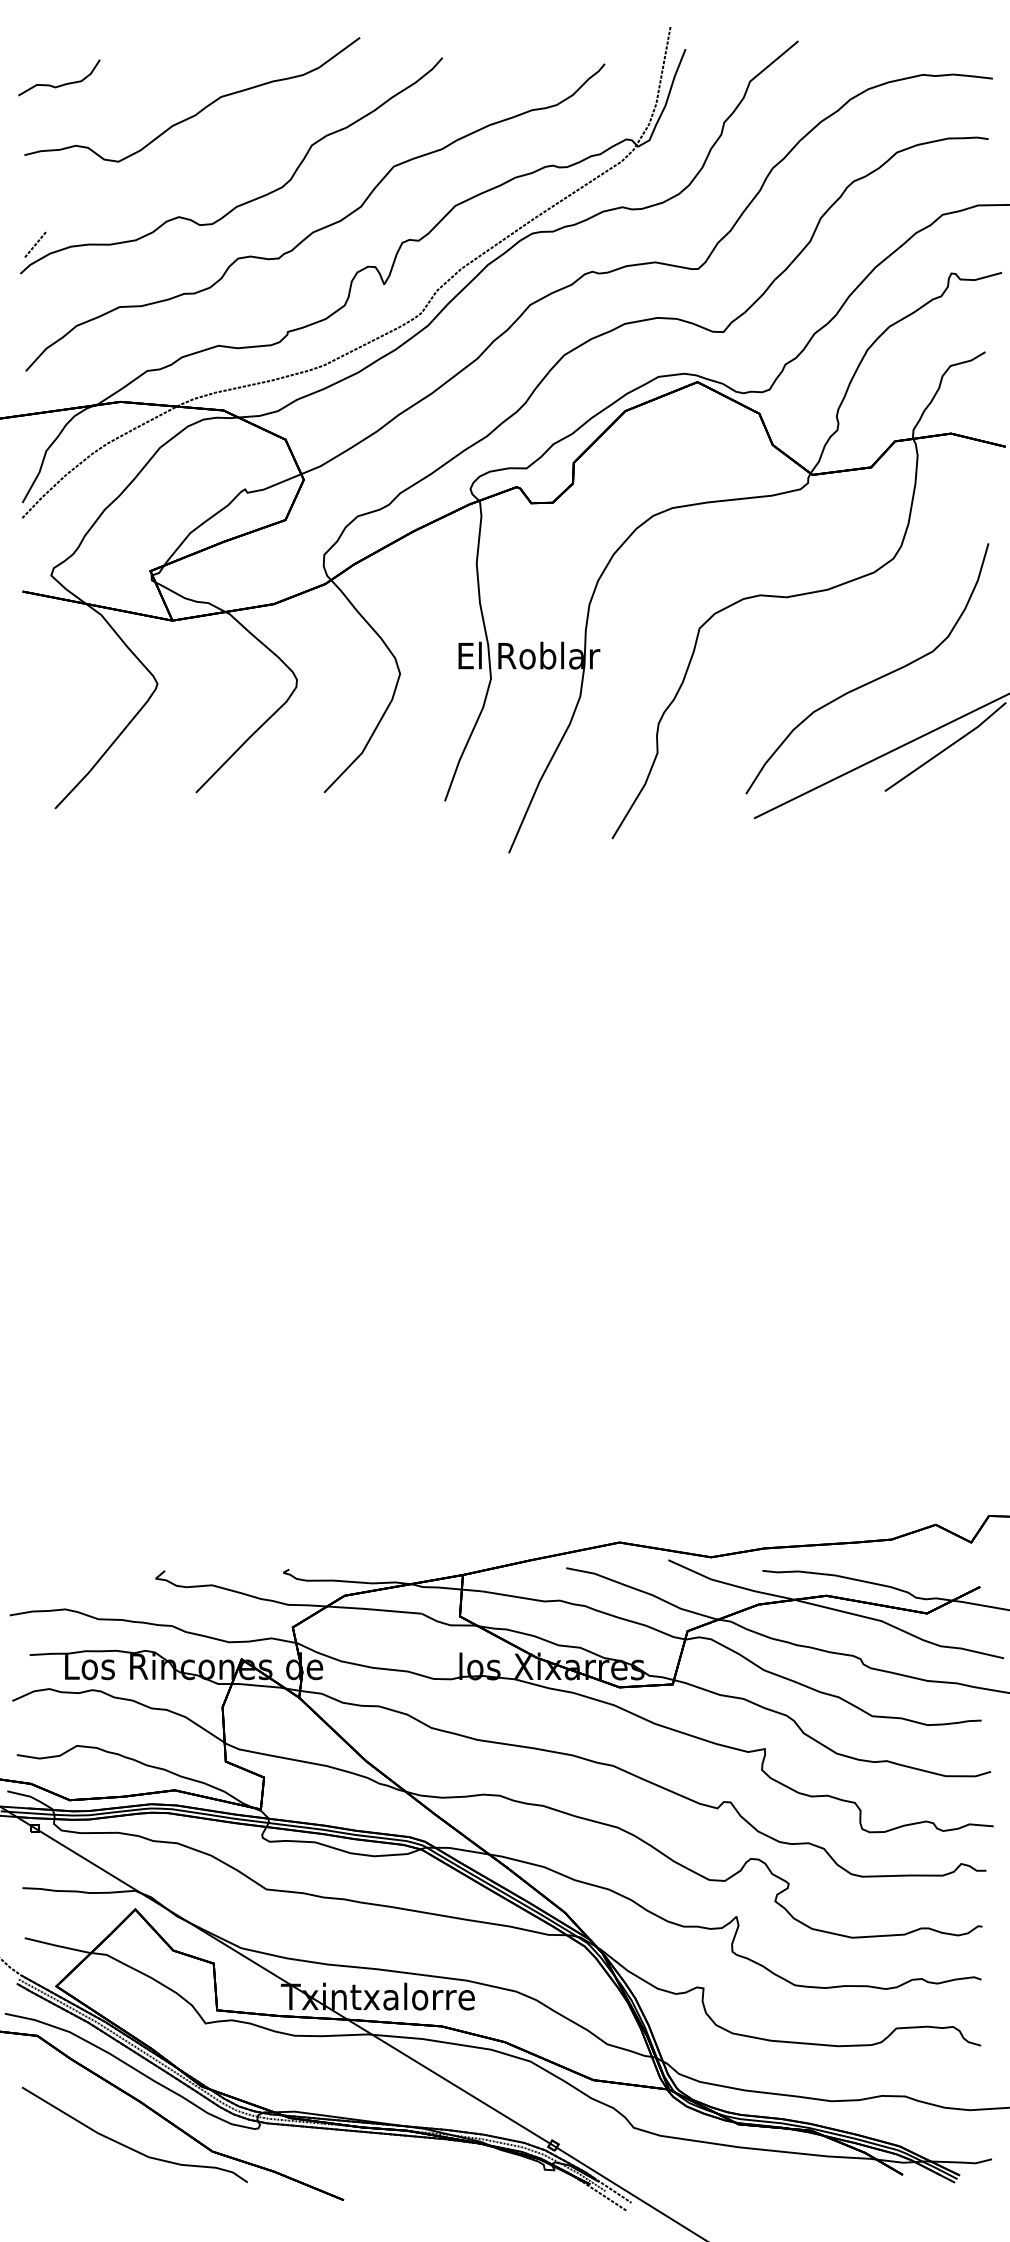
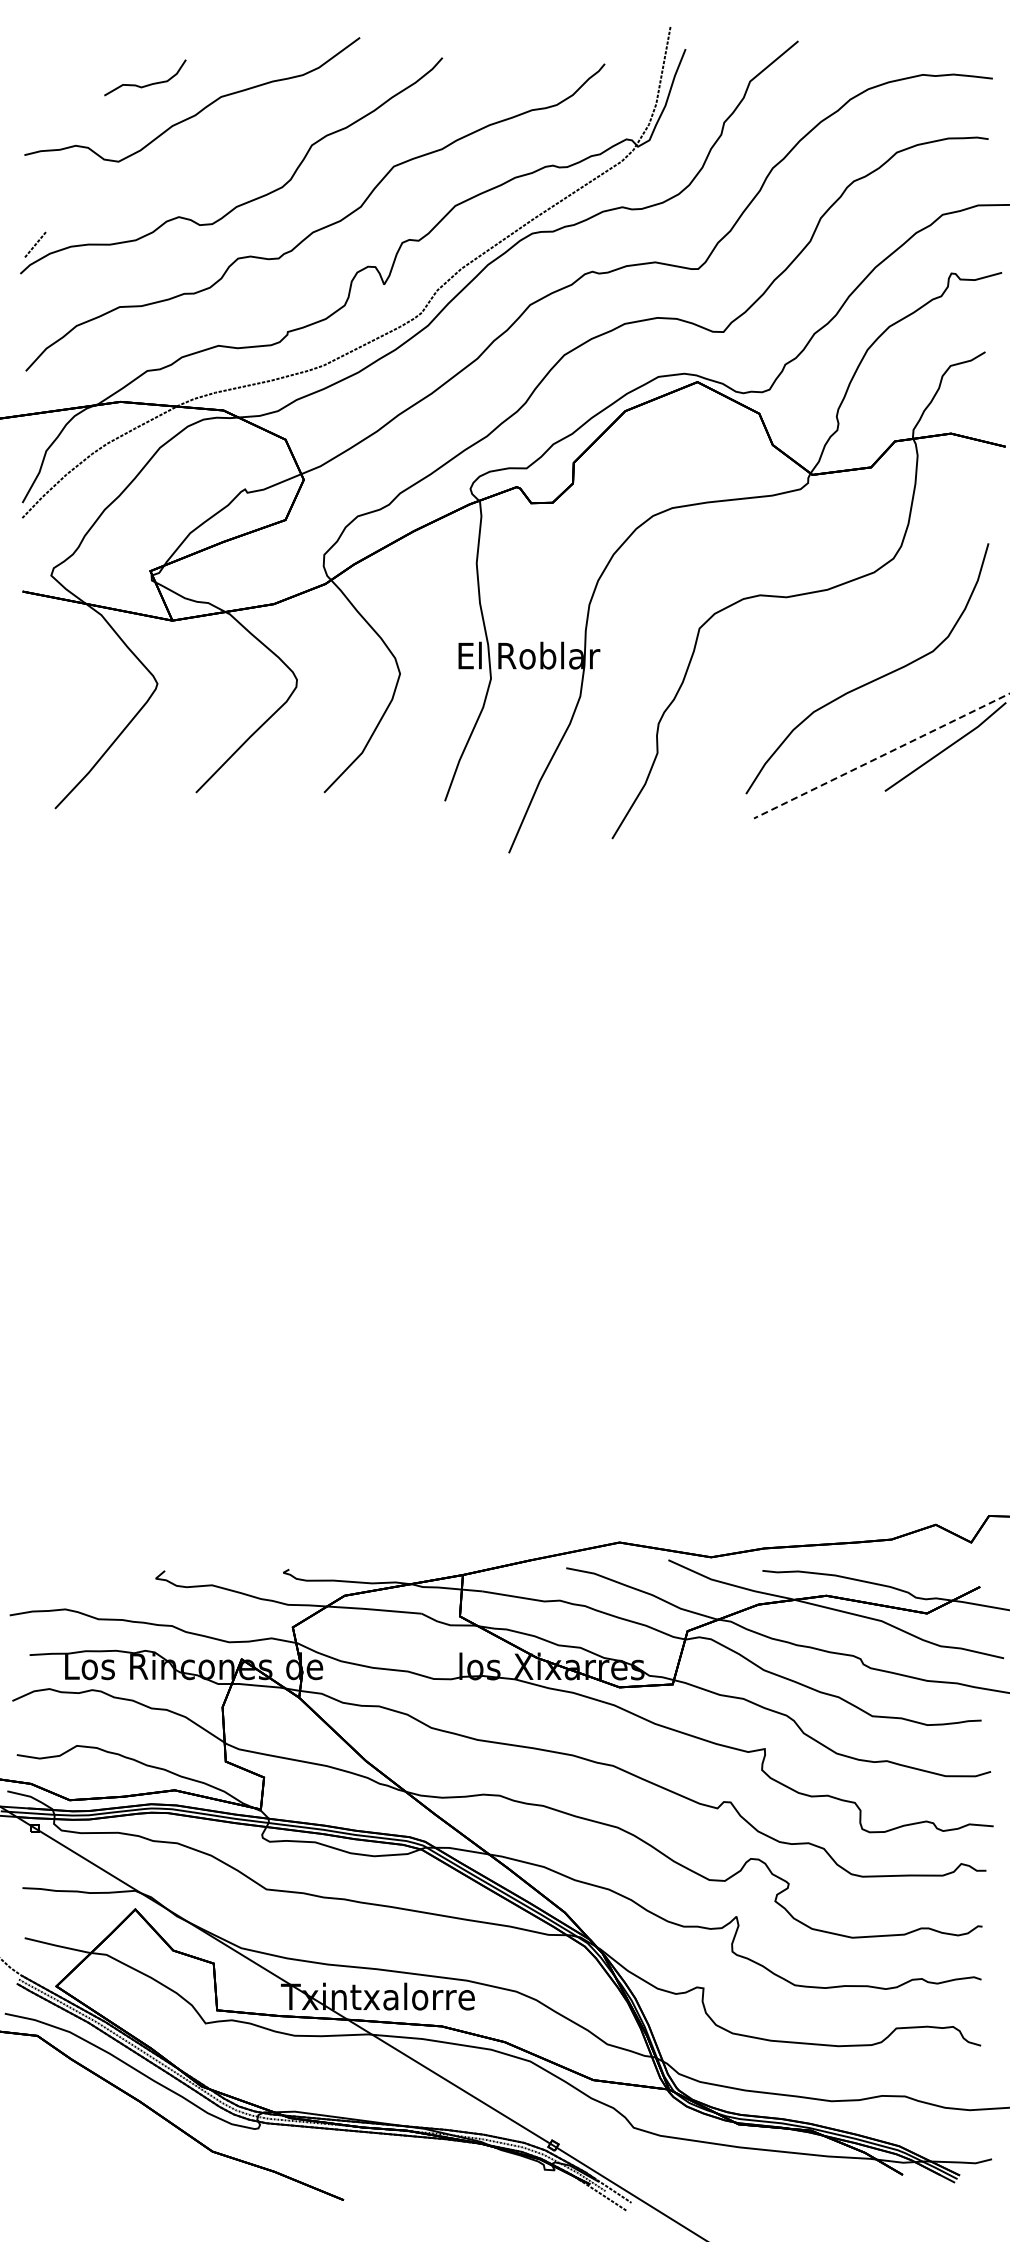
part position: (61, 84) -> (147, 84) (147, 84)
line: solid -> dashed (881, 756)
part: present -> none (128, 2146)
